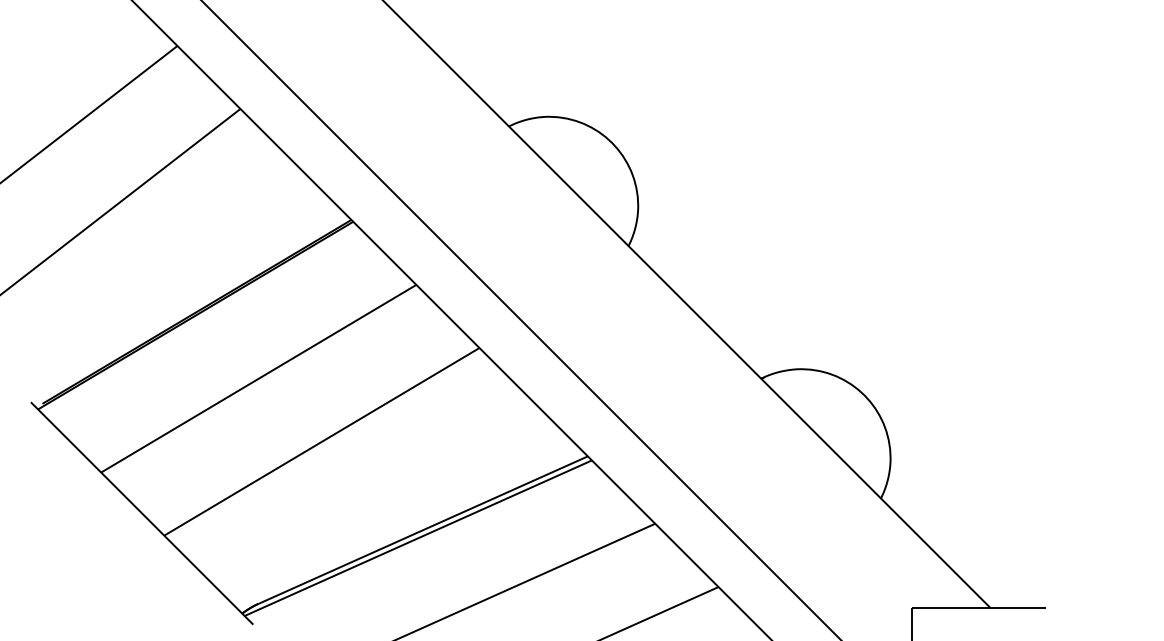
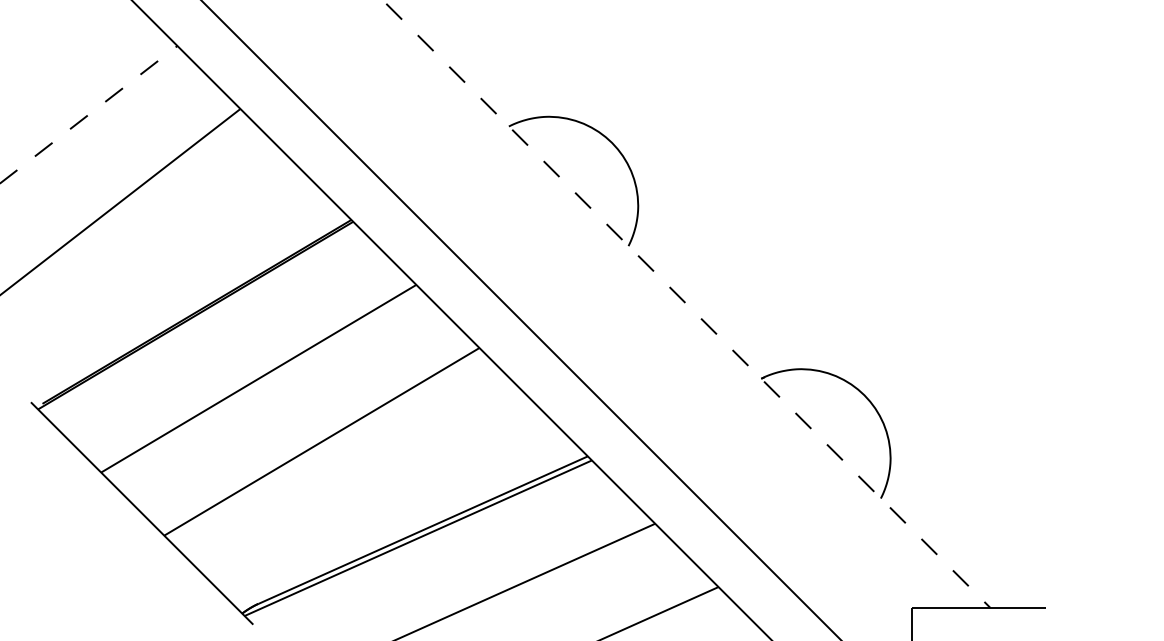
line: solid -> dashed (89, 114)
line: solid -> dashed (687, 304)
